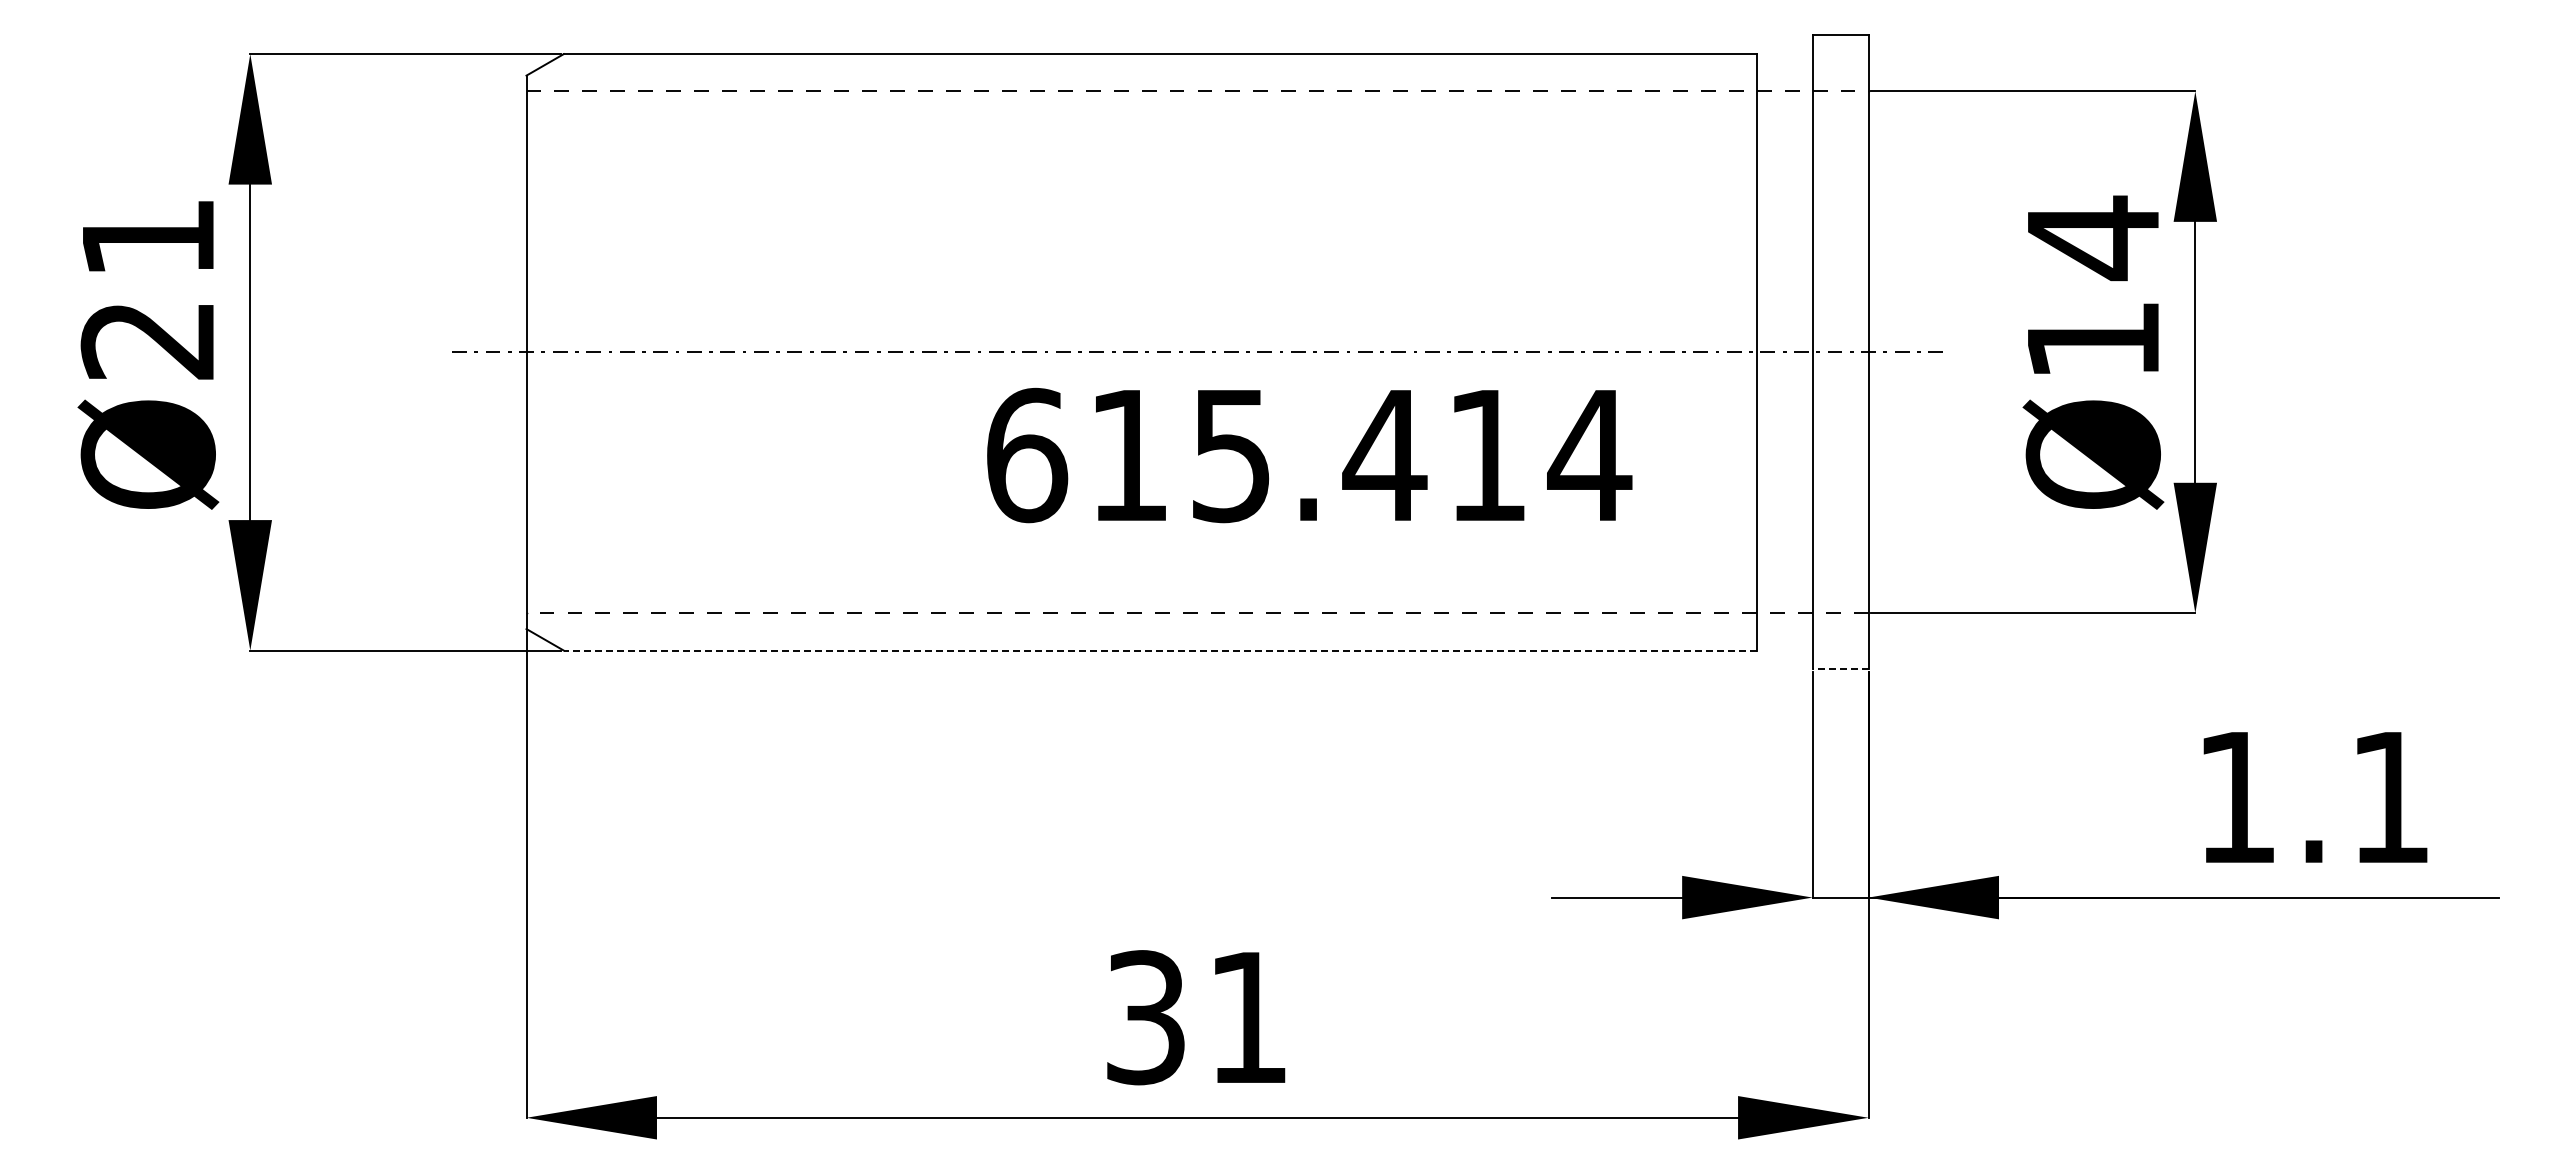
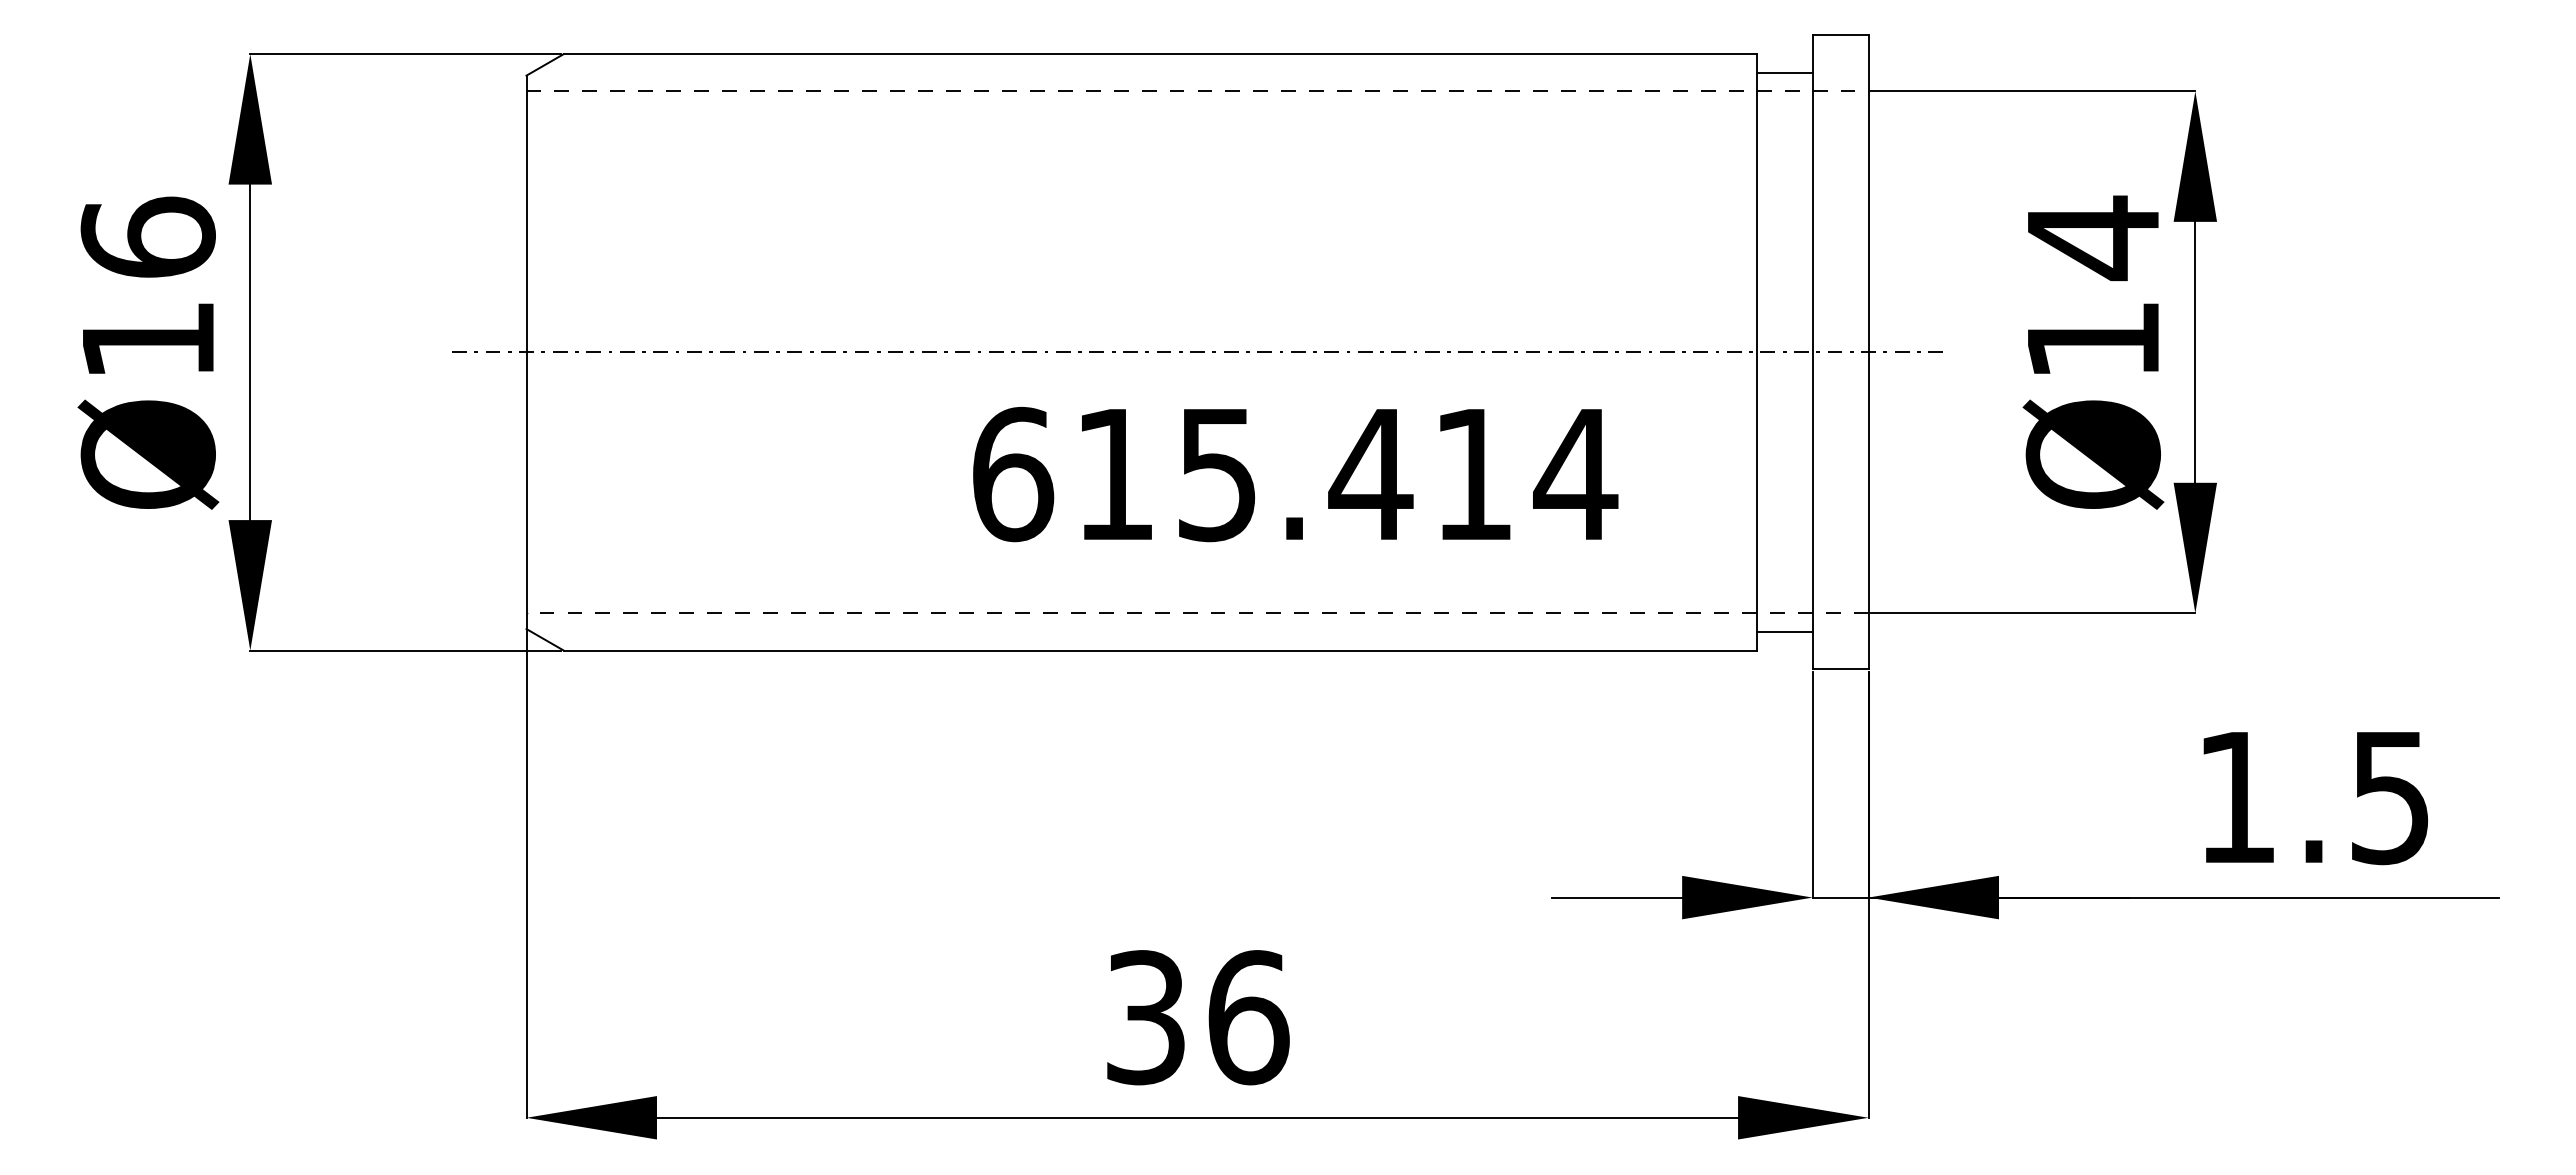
line: none -> present (1784, 72)
text: Ø21 -> Ø16 (147, 287)
text position: (1309, 455) -> (1295, 474) (1295, 474)
line: none -> present (1784, 631)
line: dashed -> solid (1159, 650)
line: dashed -> solid (1840, 669)
text: 1.1 -> 1.5 (2390, 798)
text: 31 -> 36 (1248, 1017)
